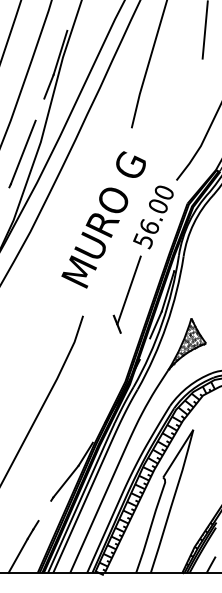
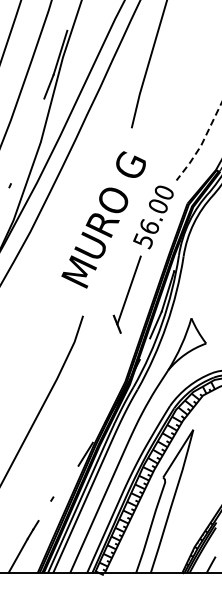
line: present -> none (204, 30)
line: solid -> dashed (201, 145)
line: present -> none (22, 152)
hatch: present -> none (186, 343)
line: present -> none (65, 481)
